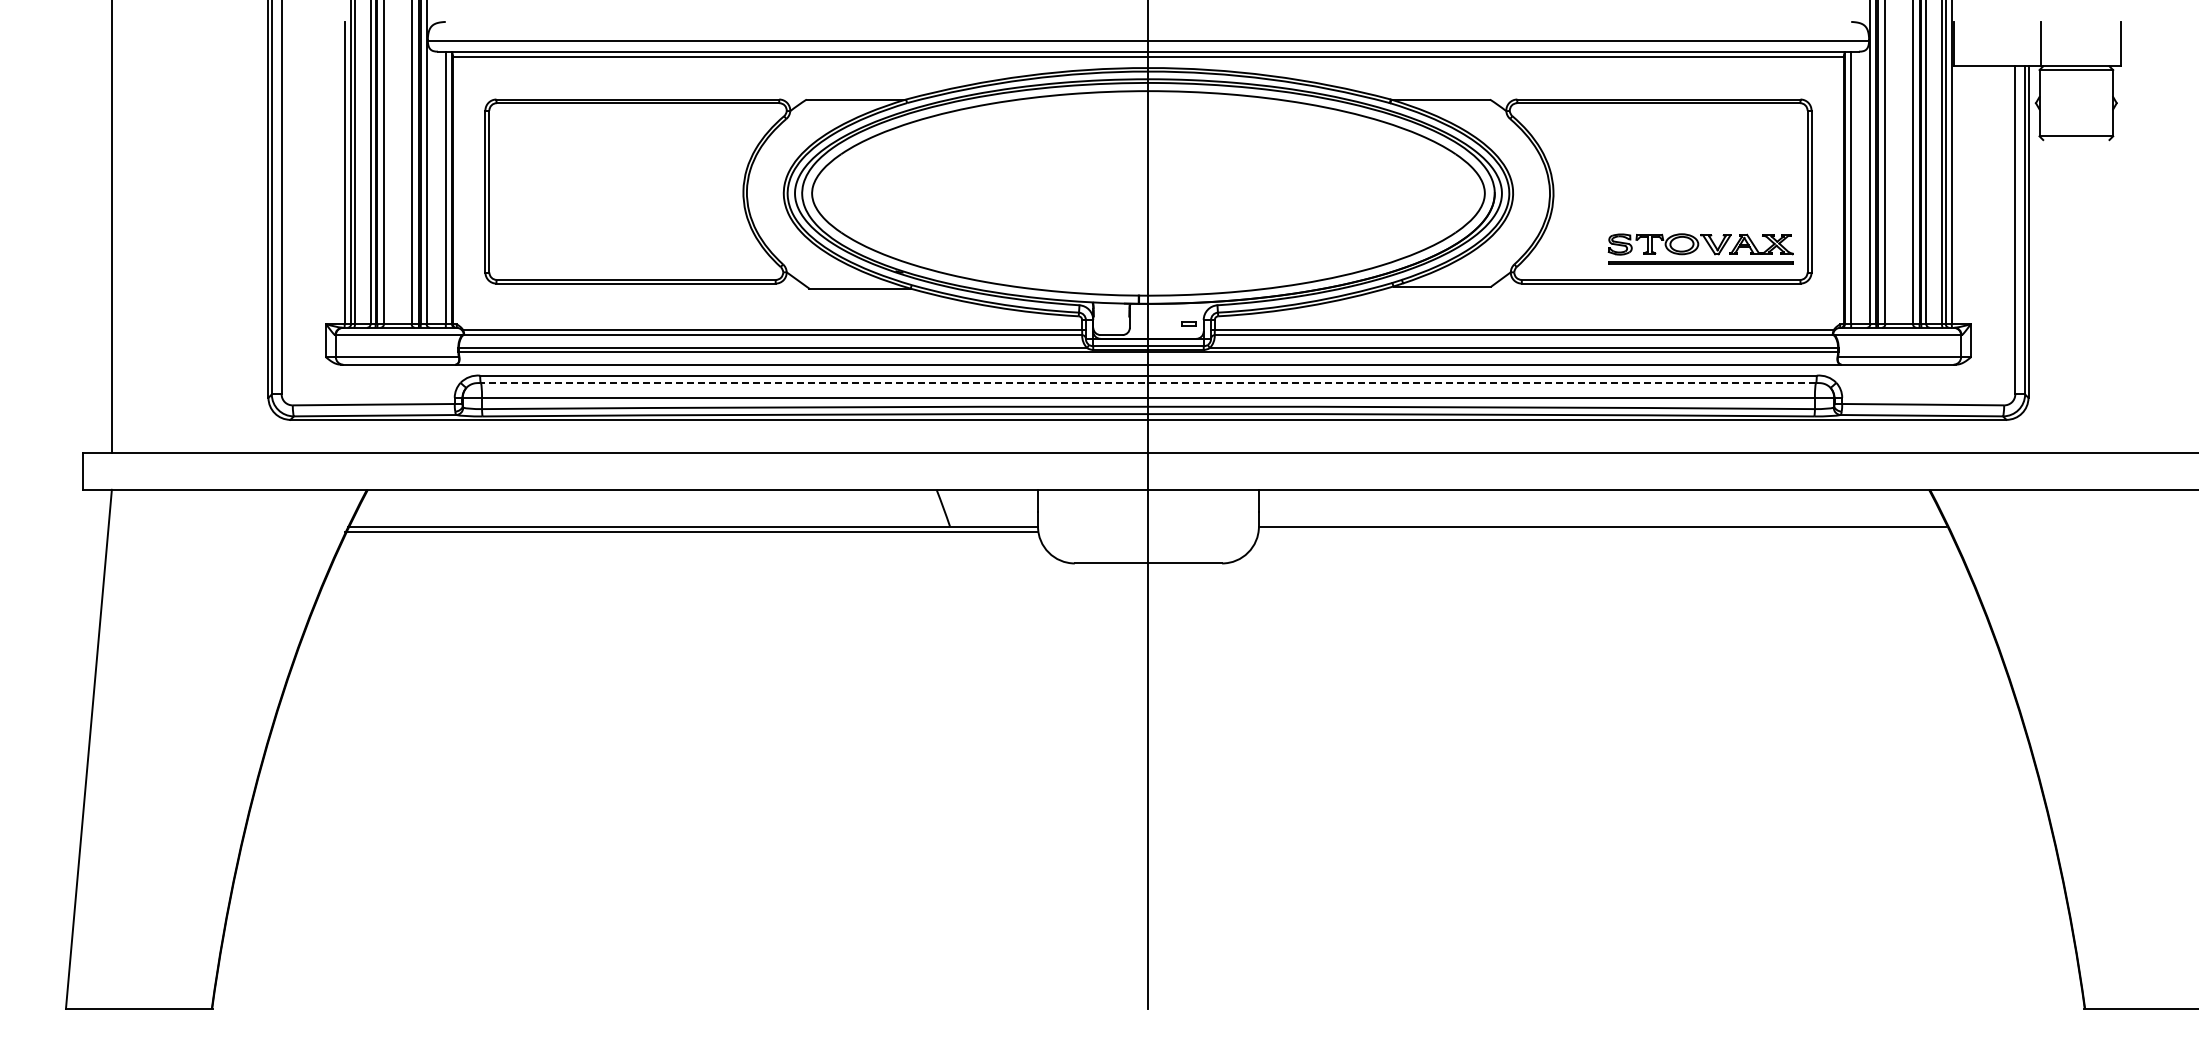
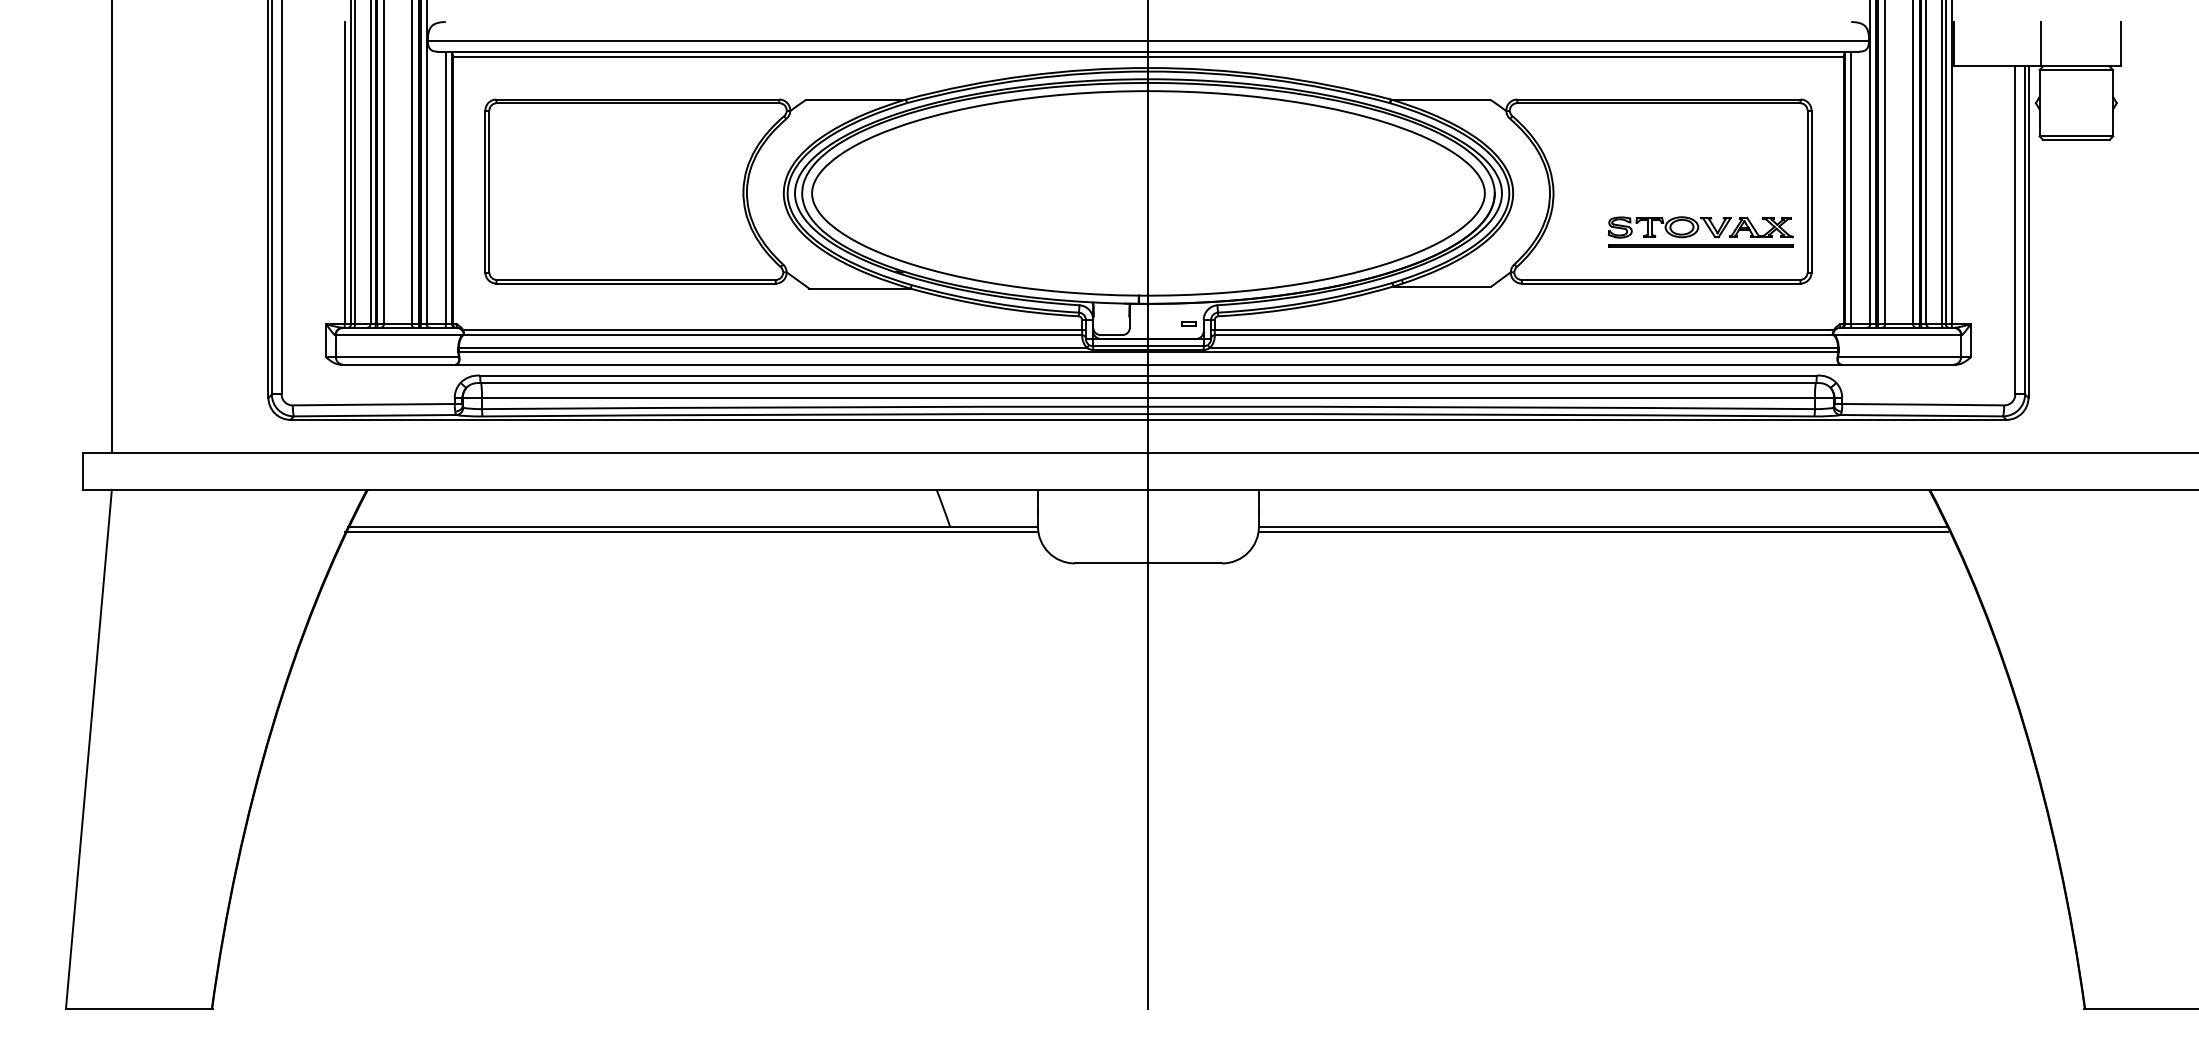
line: none -> present (2076, 140)
part position: (1700, 248) -> (1700, 231) (1700, 231)
line: dashed -> solid (1148, 383)
line: none -> present (1603, 532)
